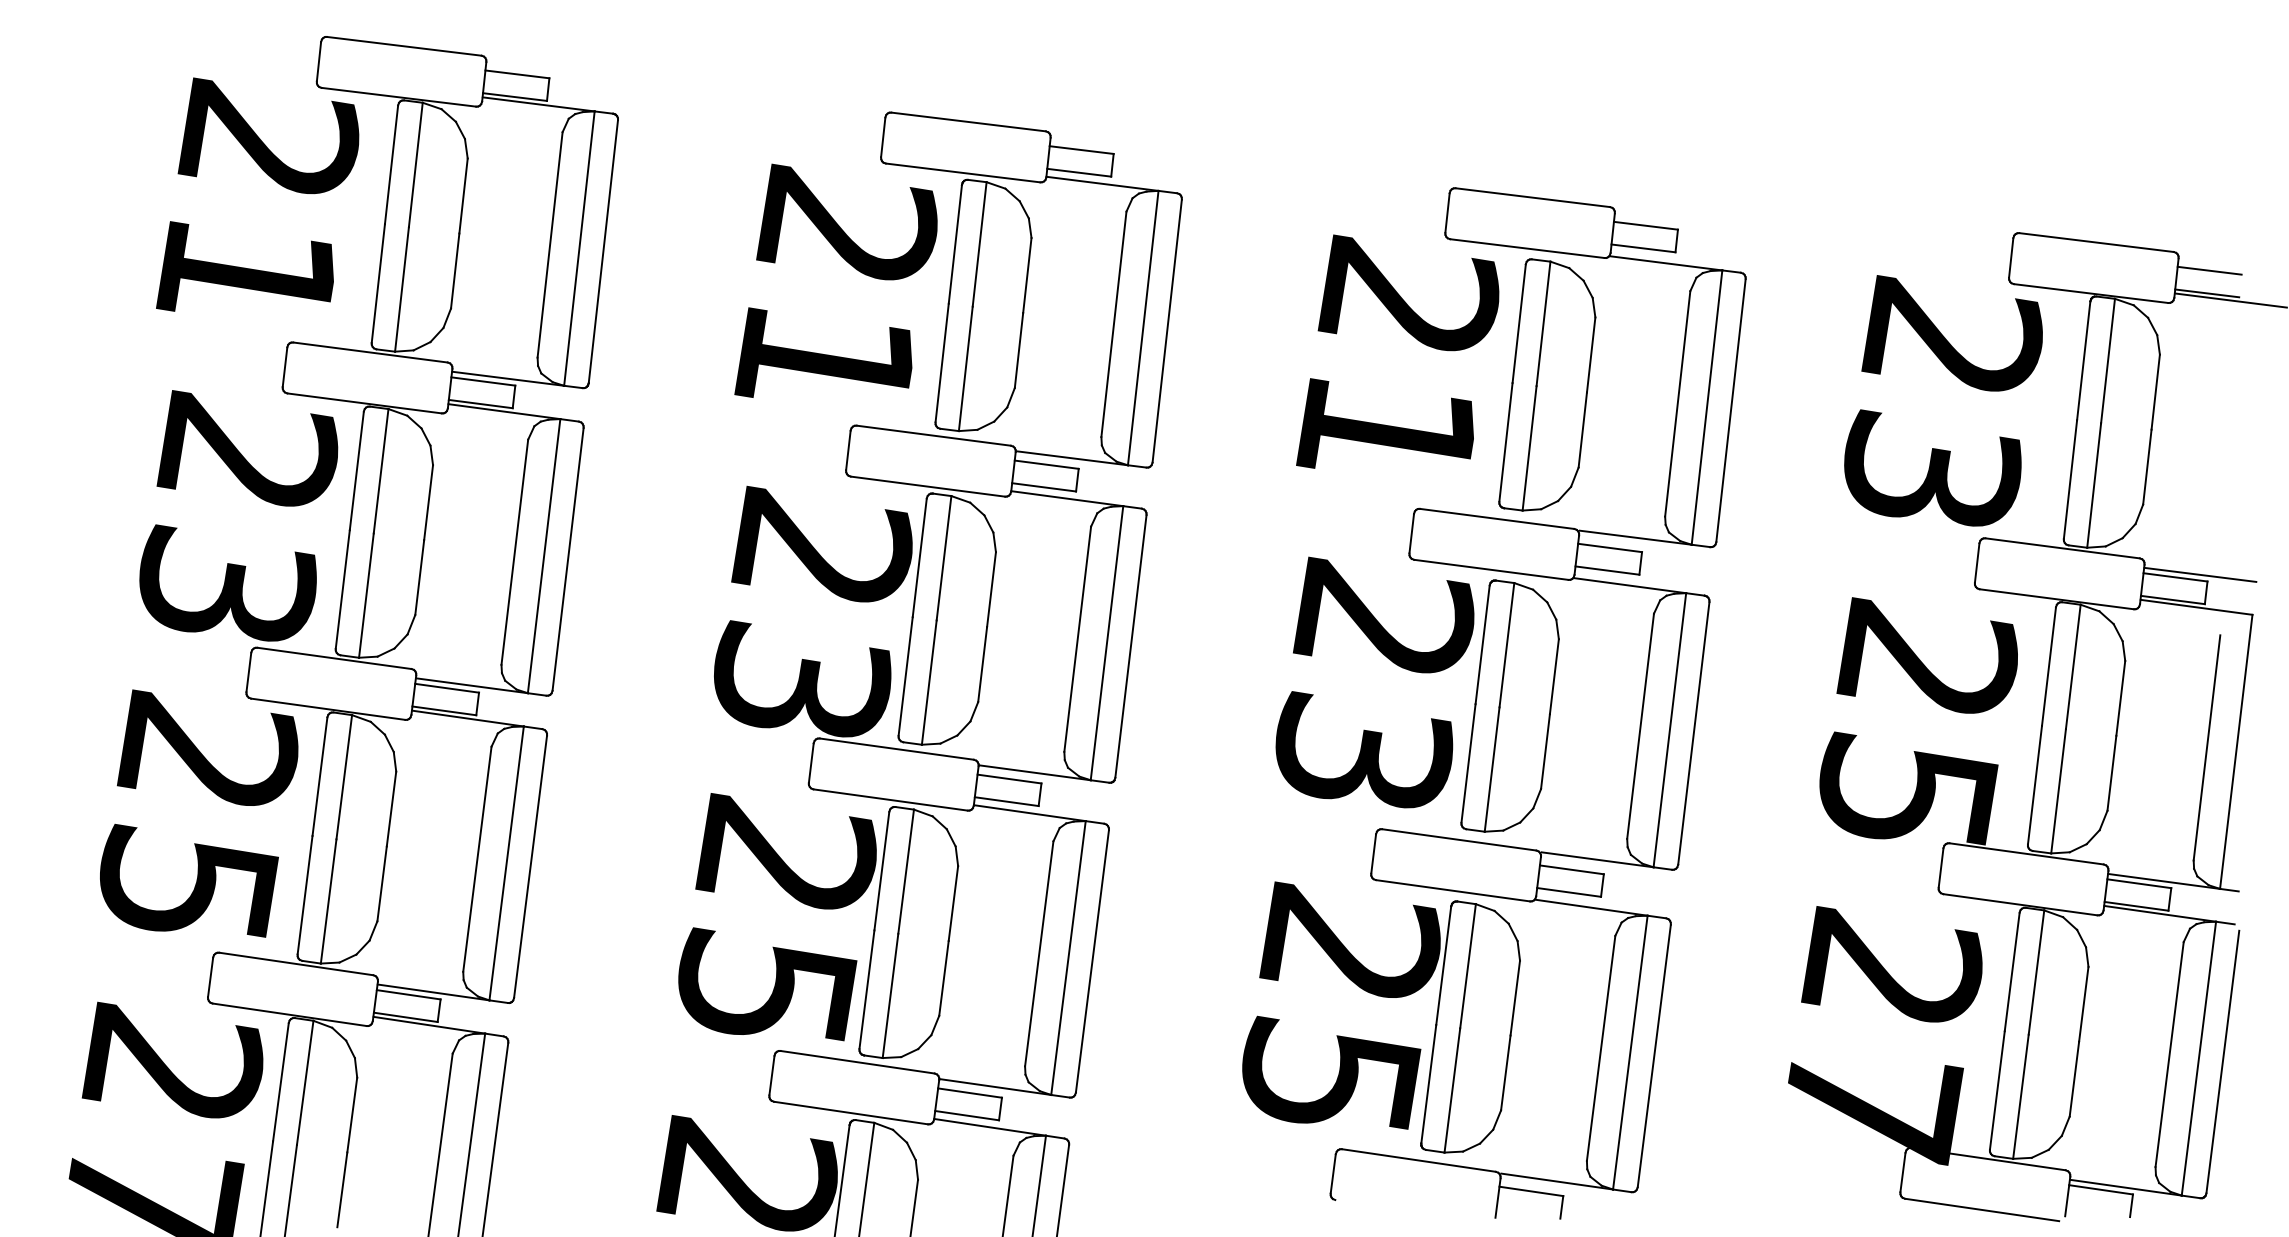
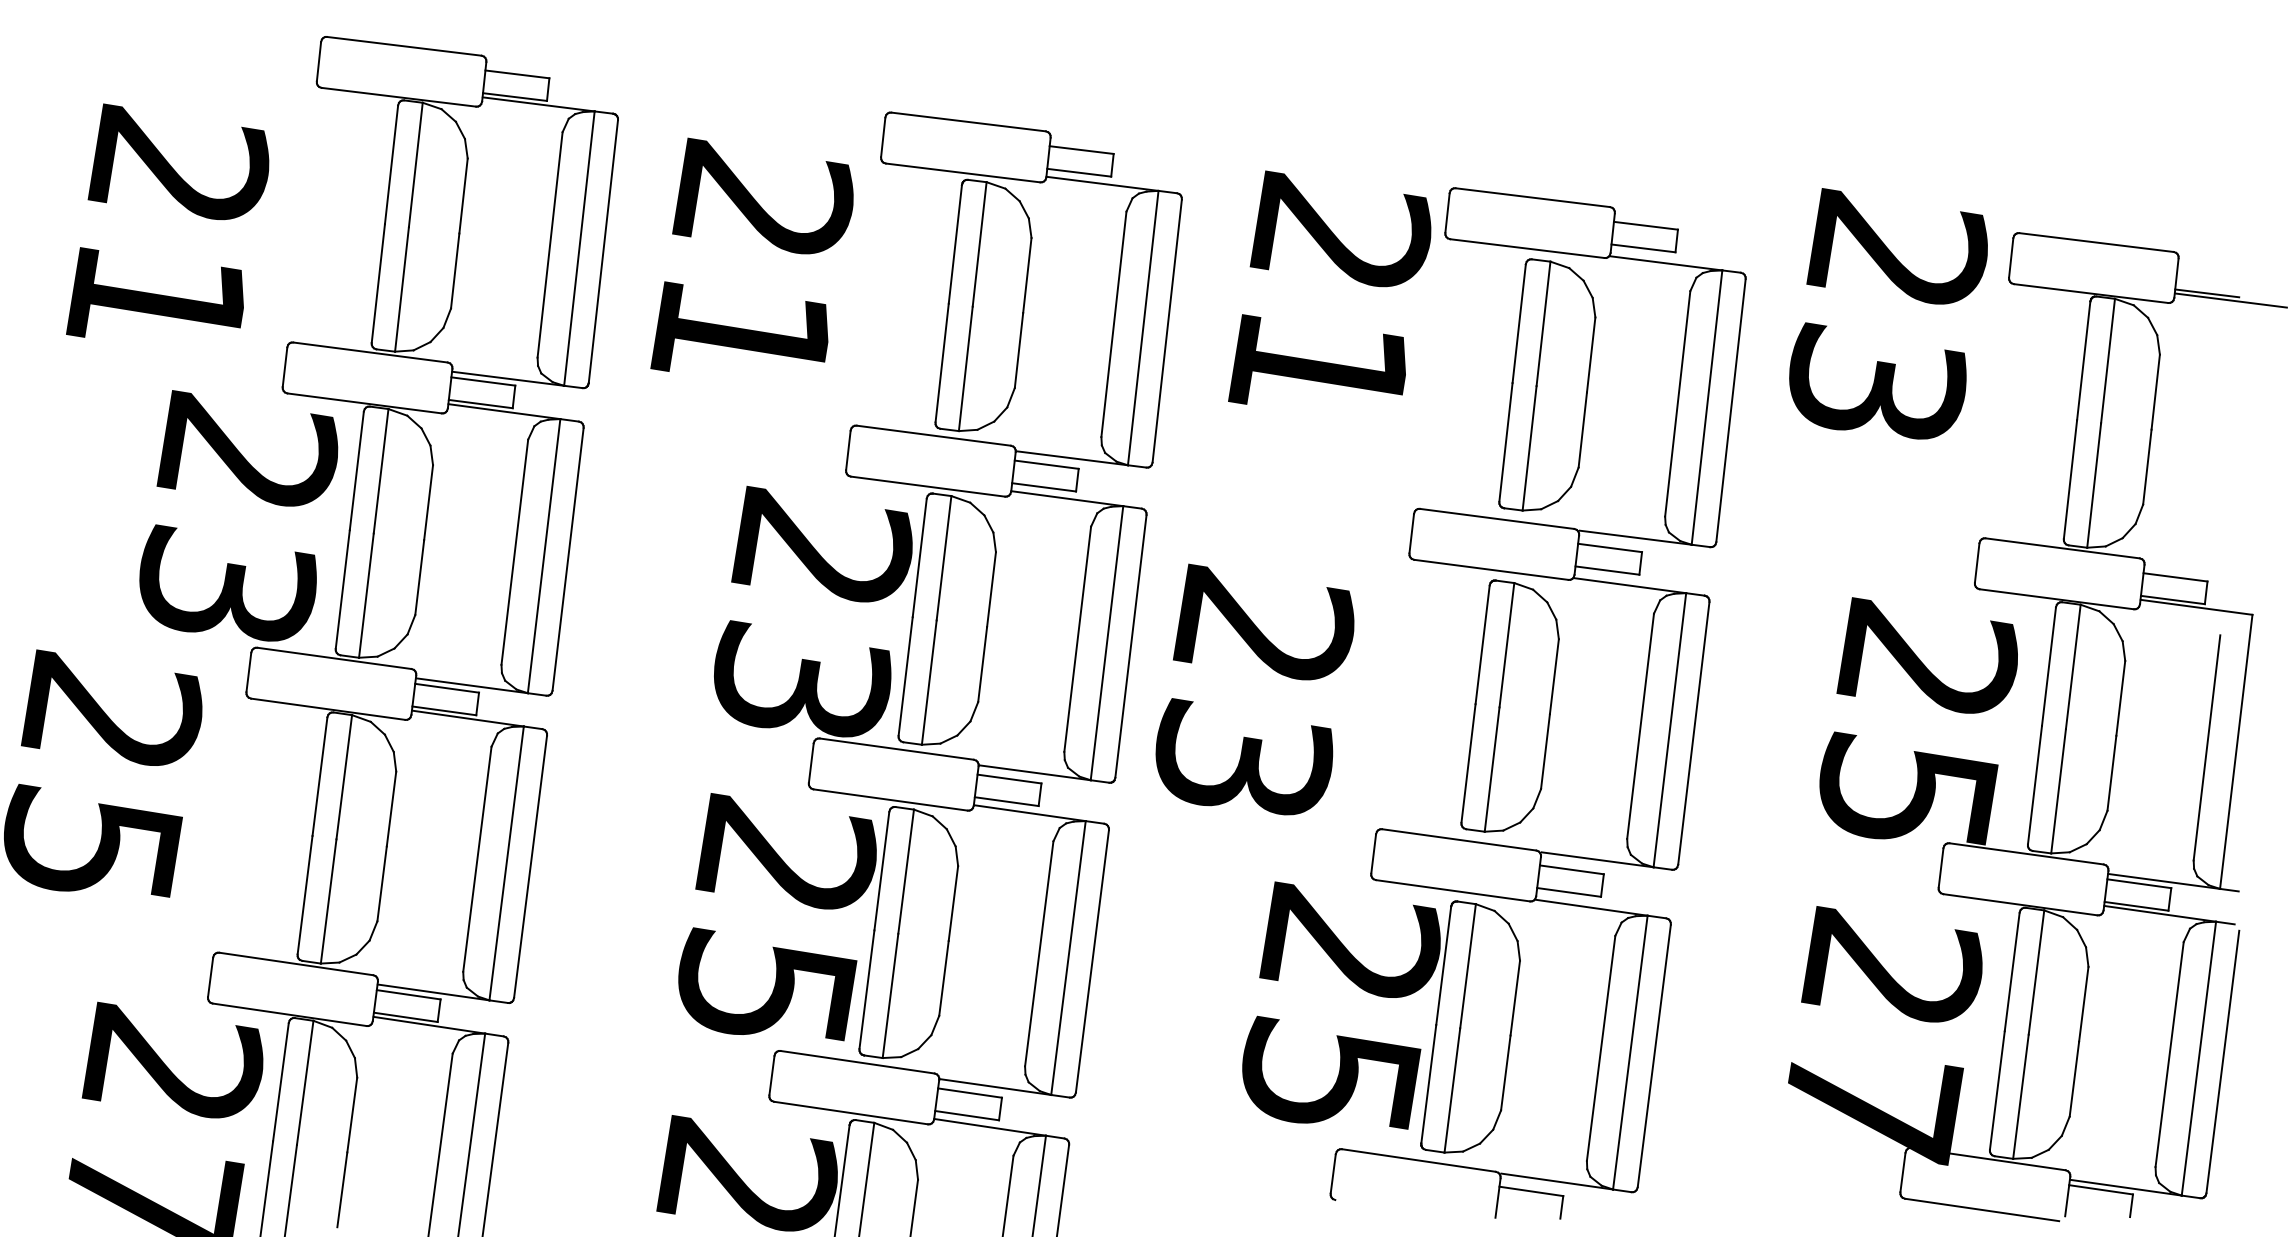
text position: (257, 194) -> (167, 220) (167, 220)
line: present -> none (2209, 270)
text position: (835, 280) -> (751, 254) (751, 254)
text position: (1397, 351) -> (1329, 287) (1329, 287)
text position: (1943, 400) -> (1888, 313) (1888, 313)
line: present -> none (2200, 574)
text position: (1374, 682) -> (1254, 689) (1254, 689)
text position: (199, 813) -> (103, 773) (103, 773)
